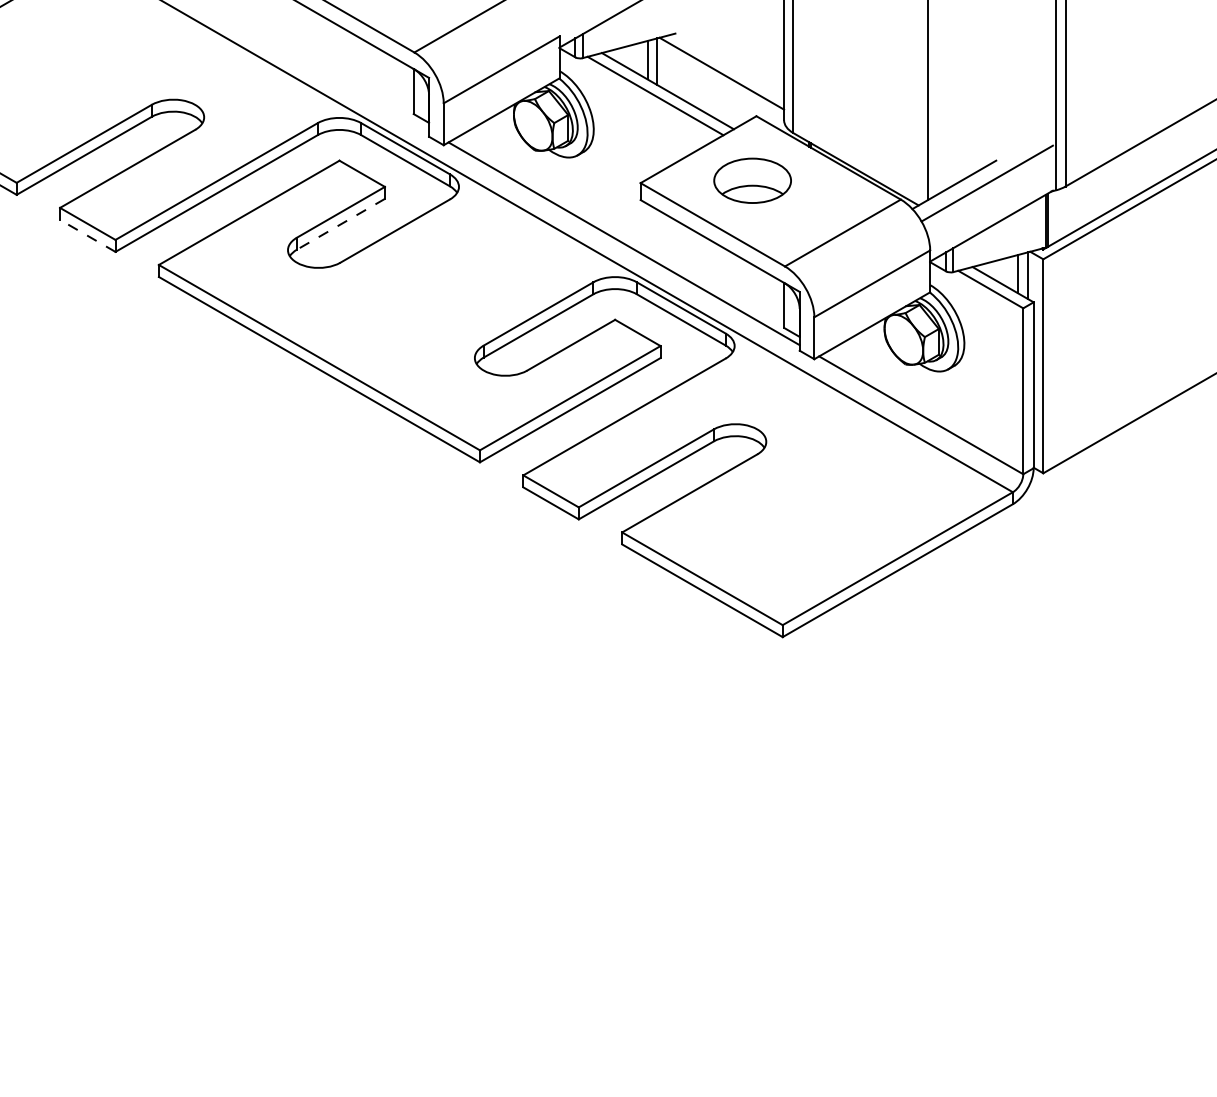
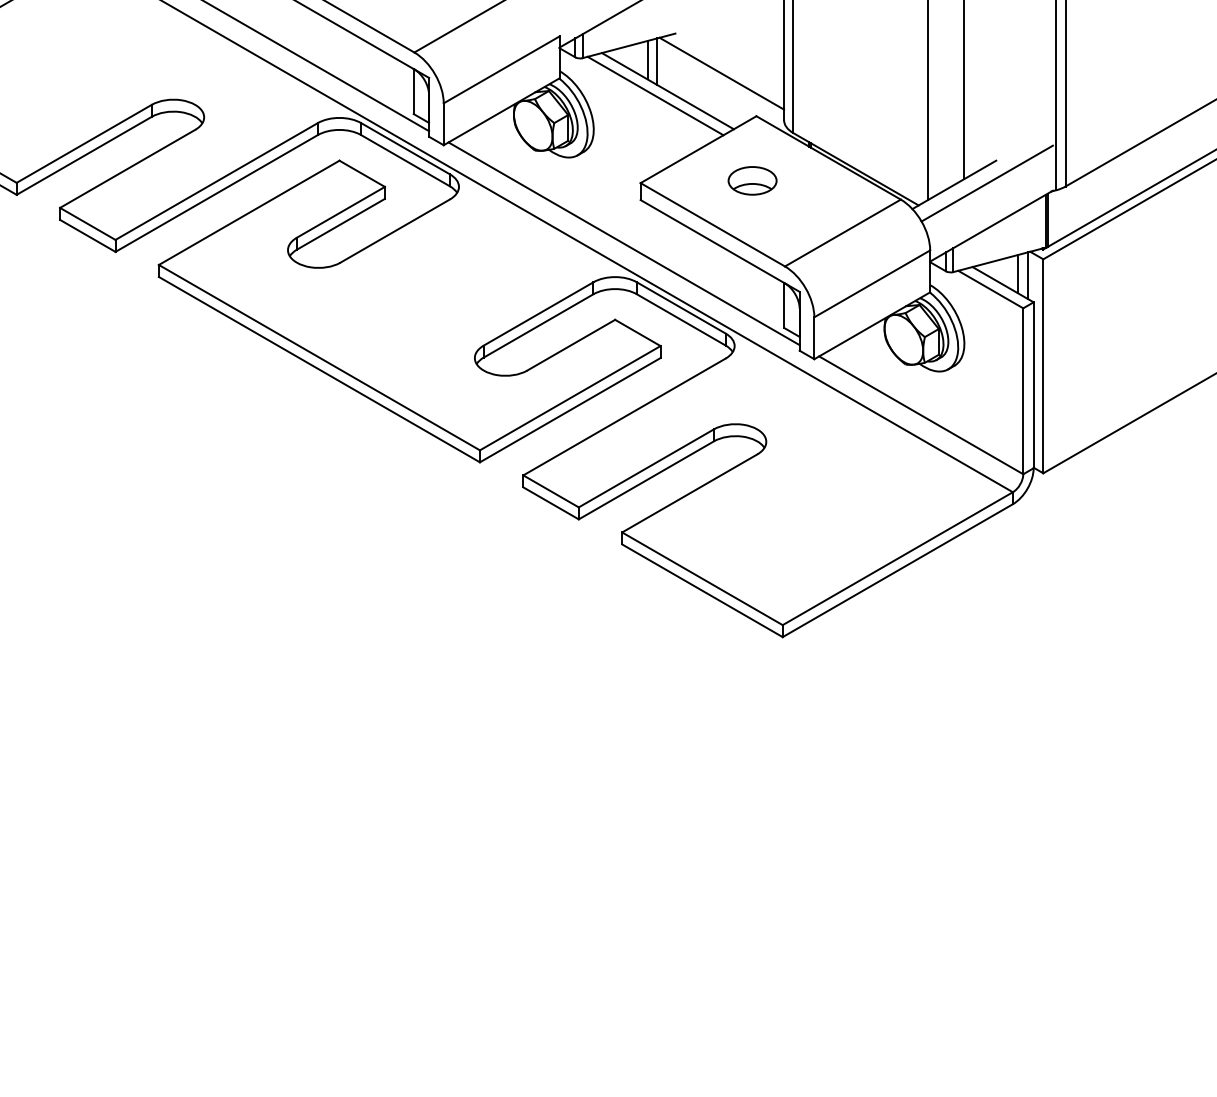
line: none -> present (317, 66)
line: none -> present (963, 90)
part size: 79x47 px -> 51x30 px (752, 180)
line: dashed -> solid (340, 224)
line: dashed -> solid (87, 235)
